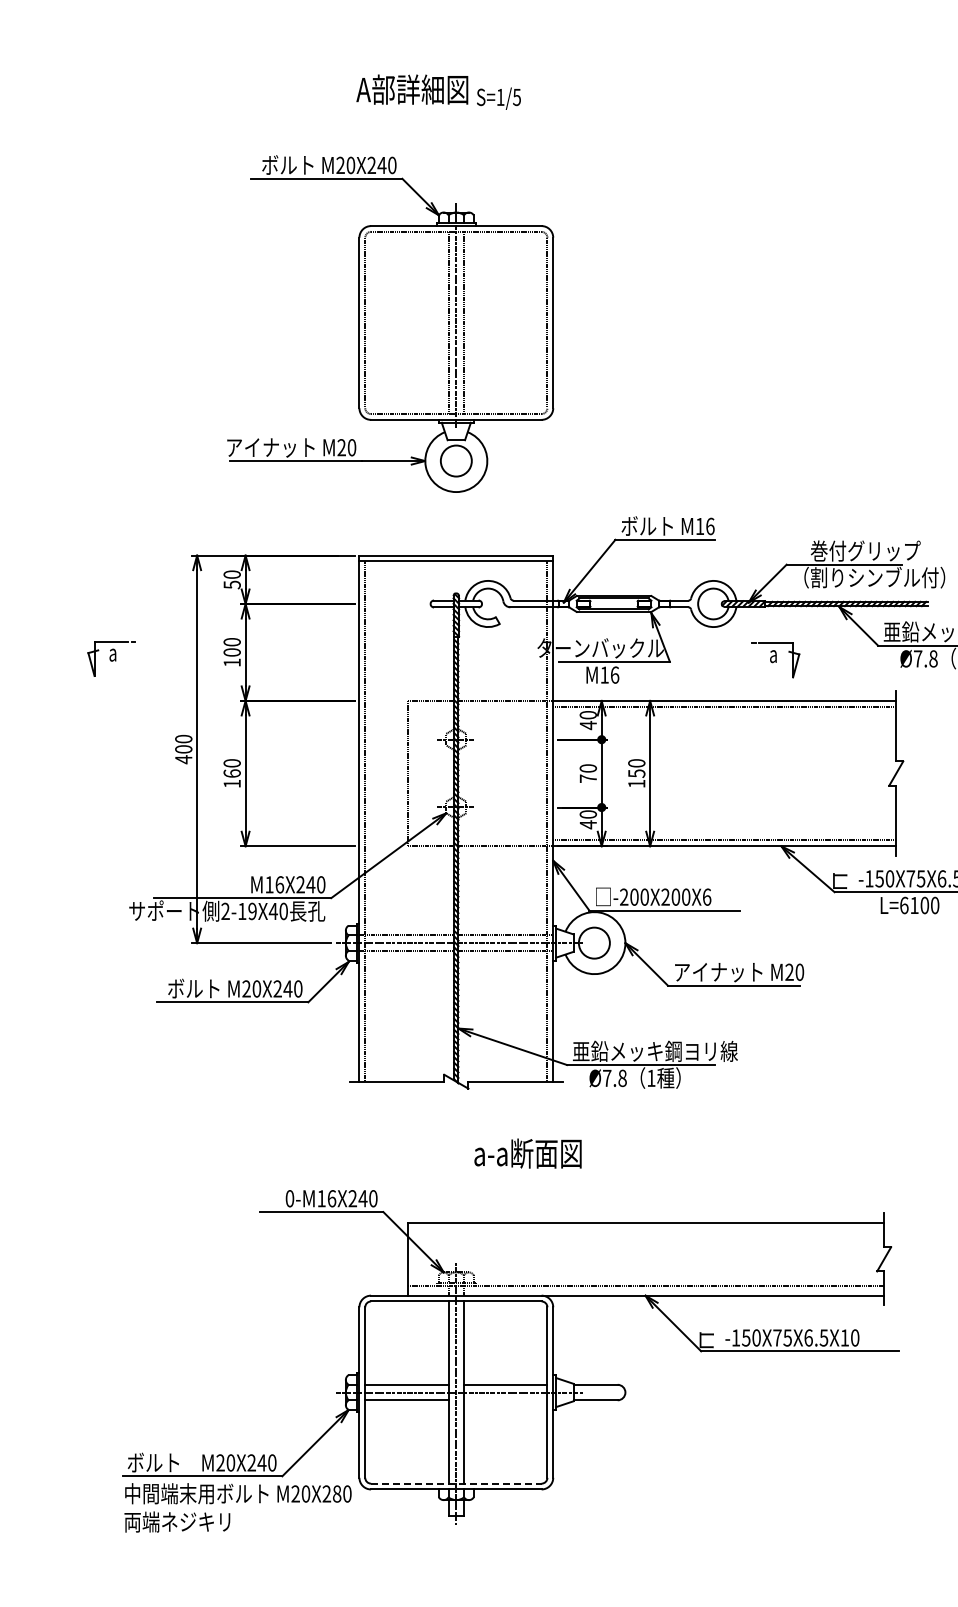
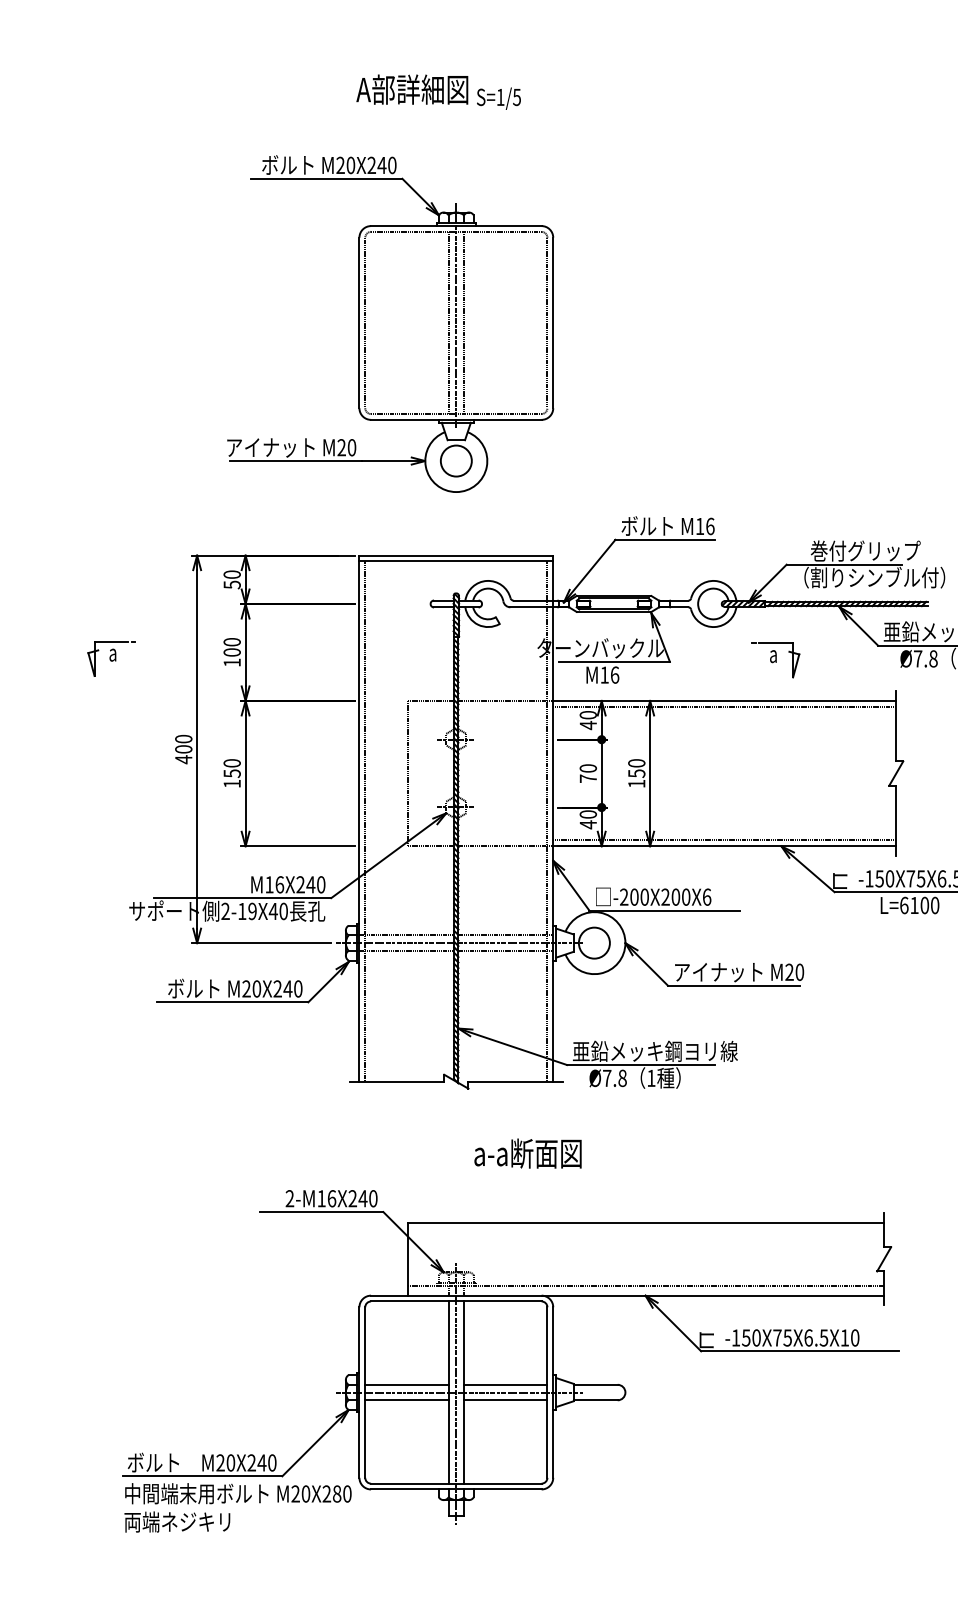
text: 160 -> 150 (231, 773)
text: 0-M16X240 -> 2-M16X240 (289, 1198)
line: none -> present (505, 1400)
line: dashed -> solid (456, 1483)
